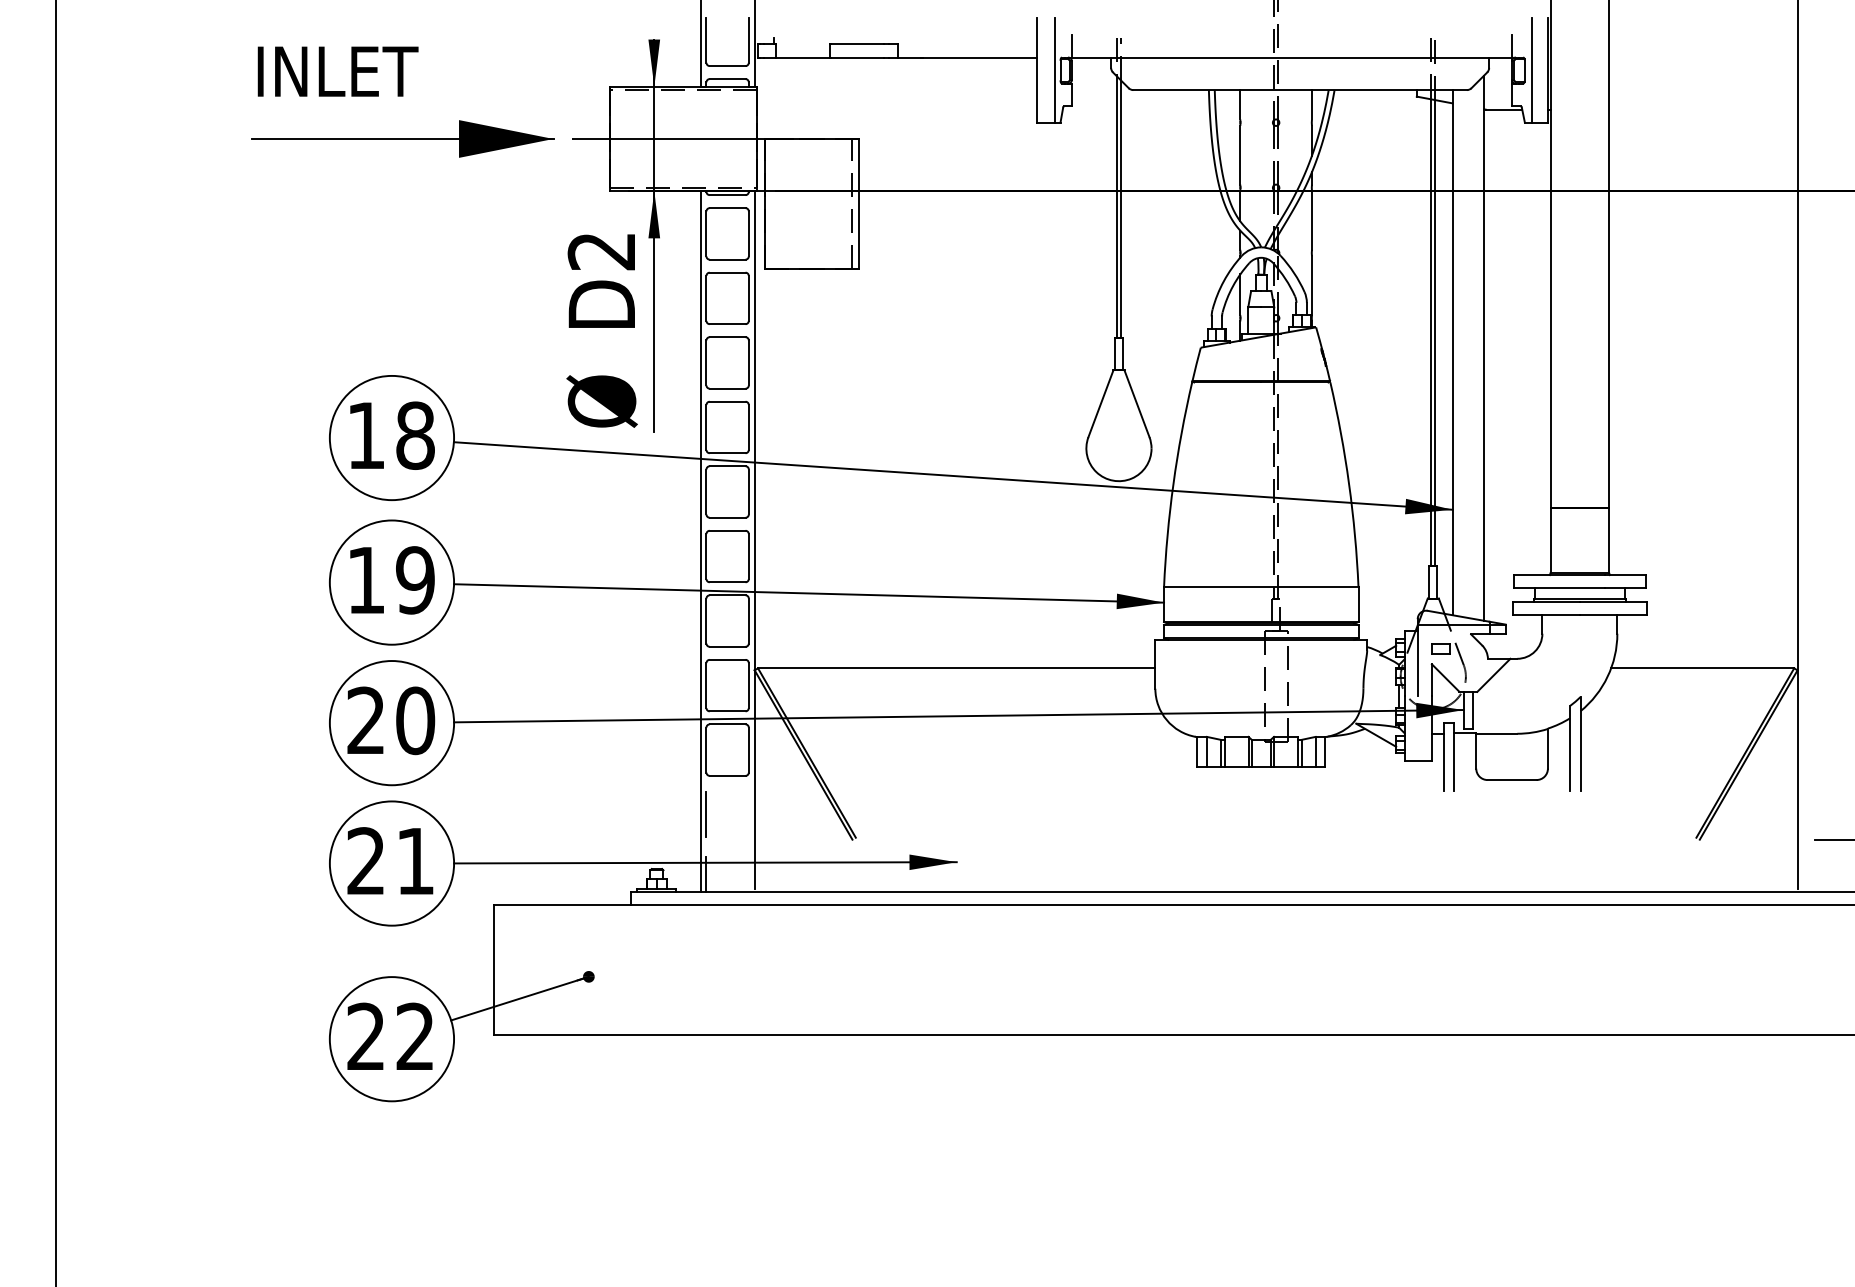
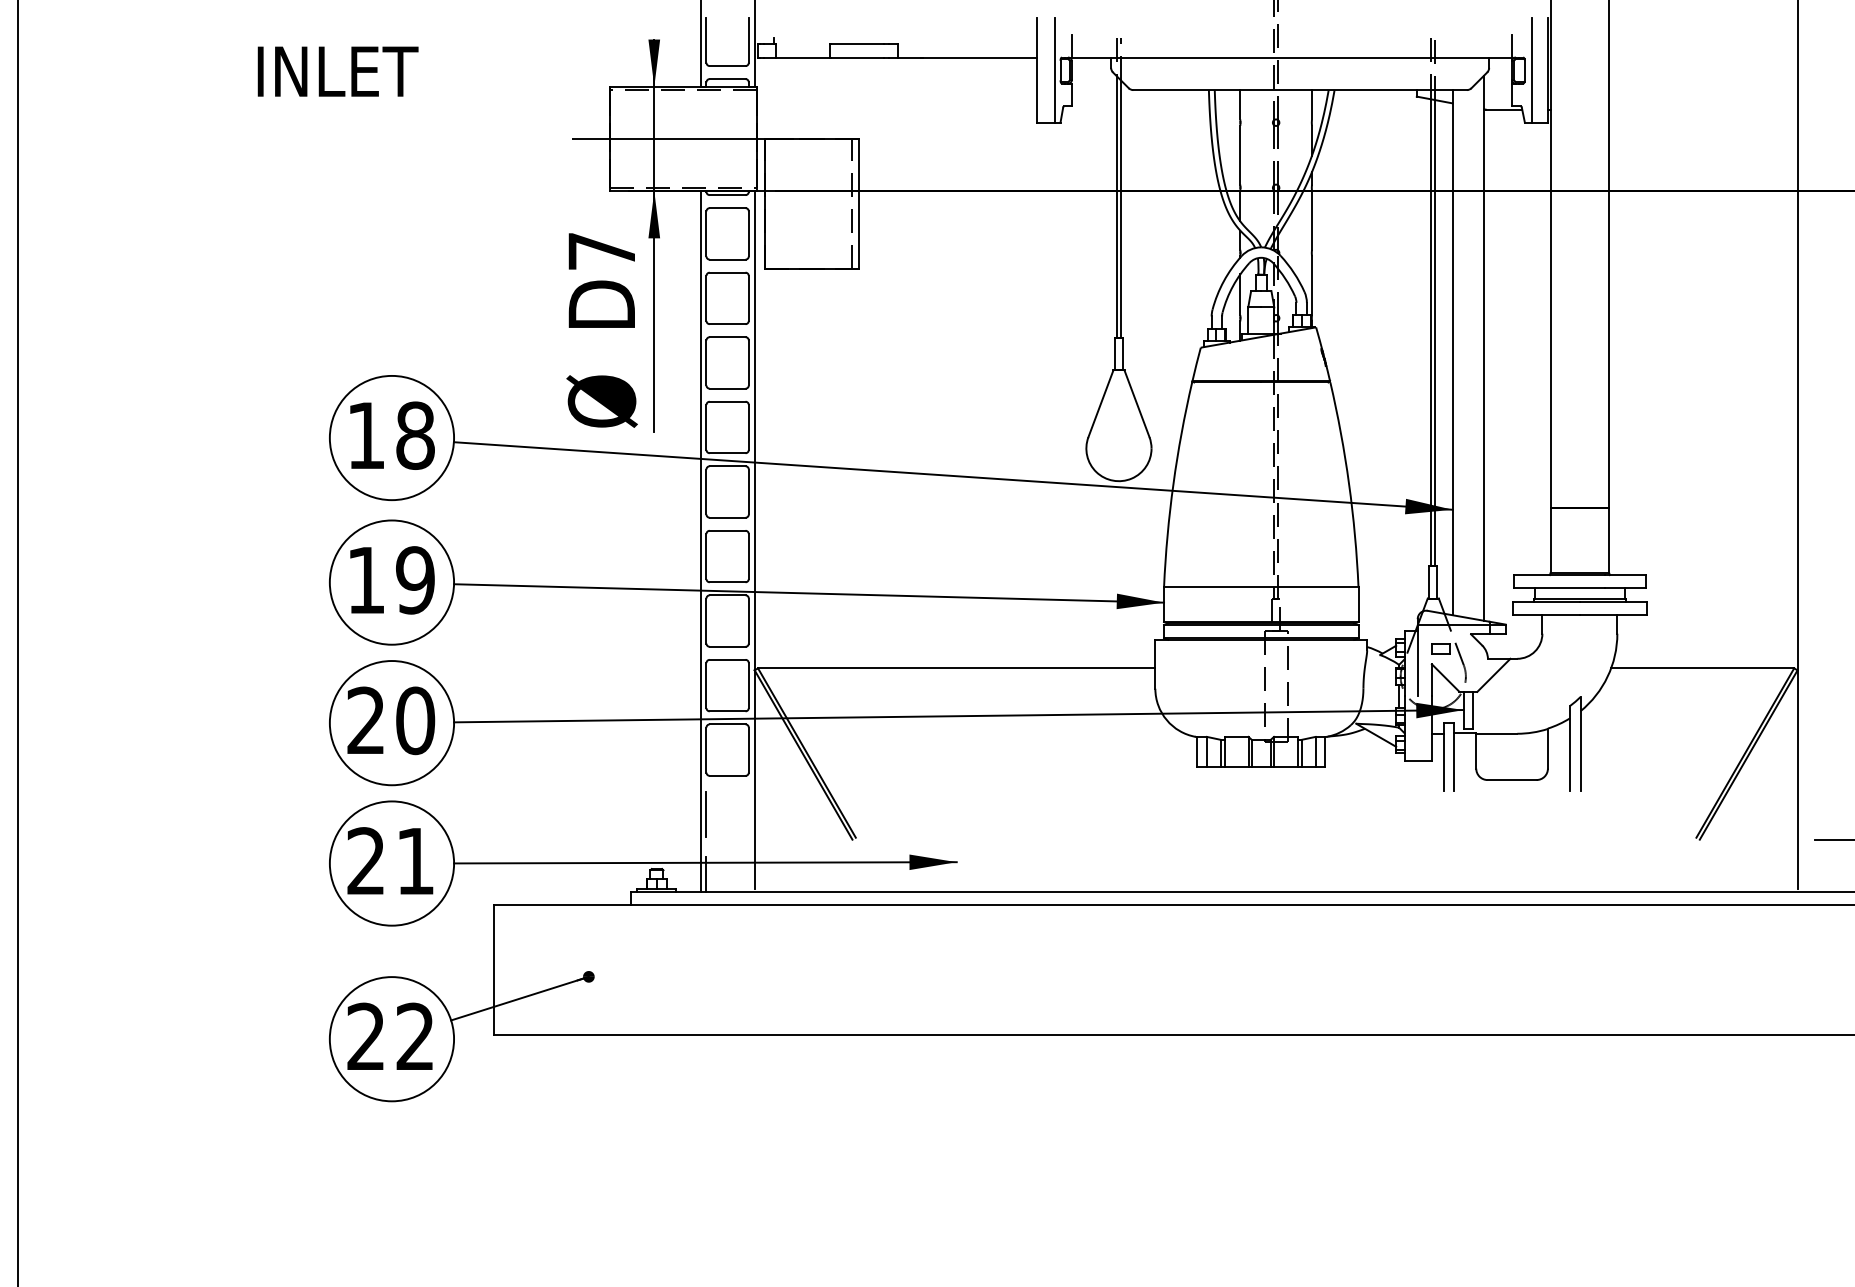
part: present -> none (402, 138)
text: D2 -> D7 (600, 251)
line position: (55, 642) -> (17, 642) (17, 642)
